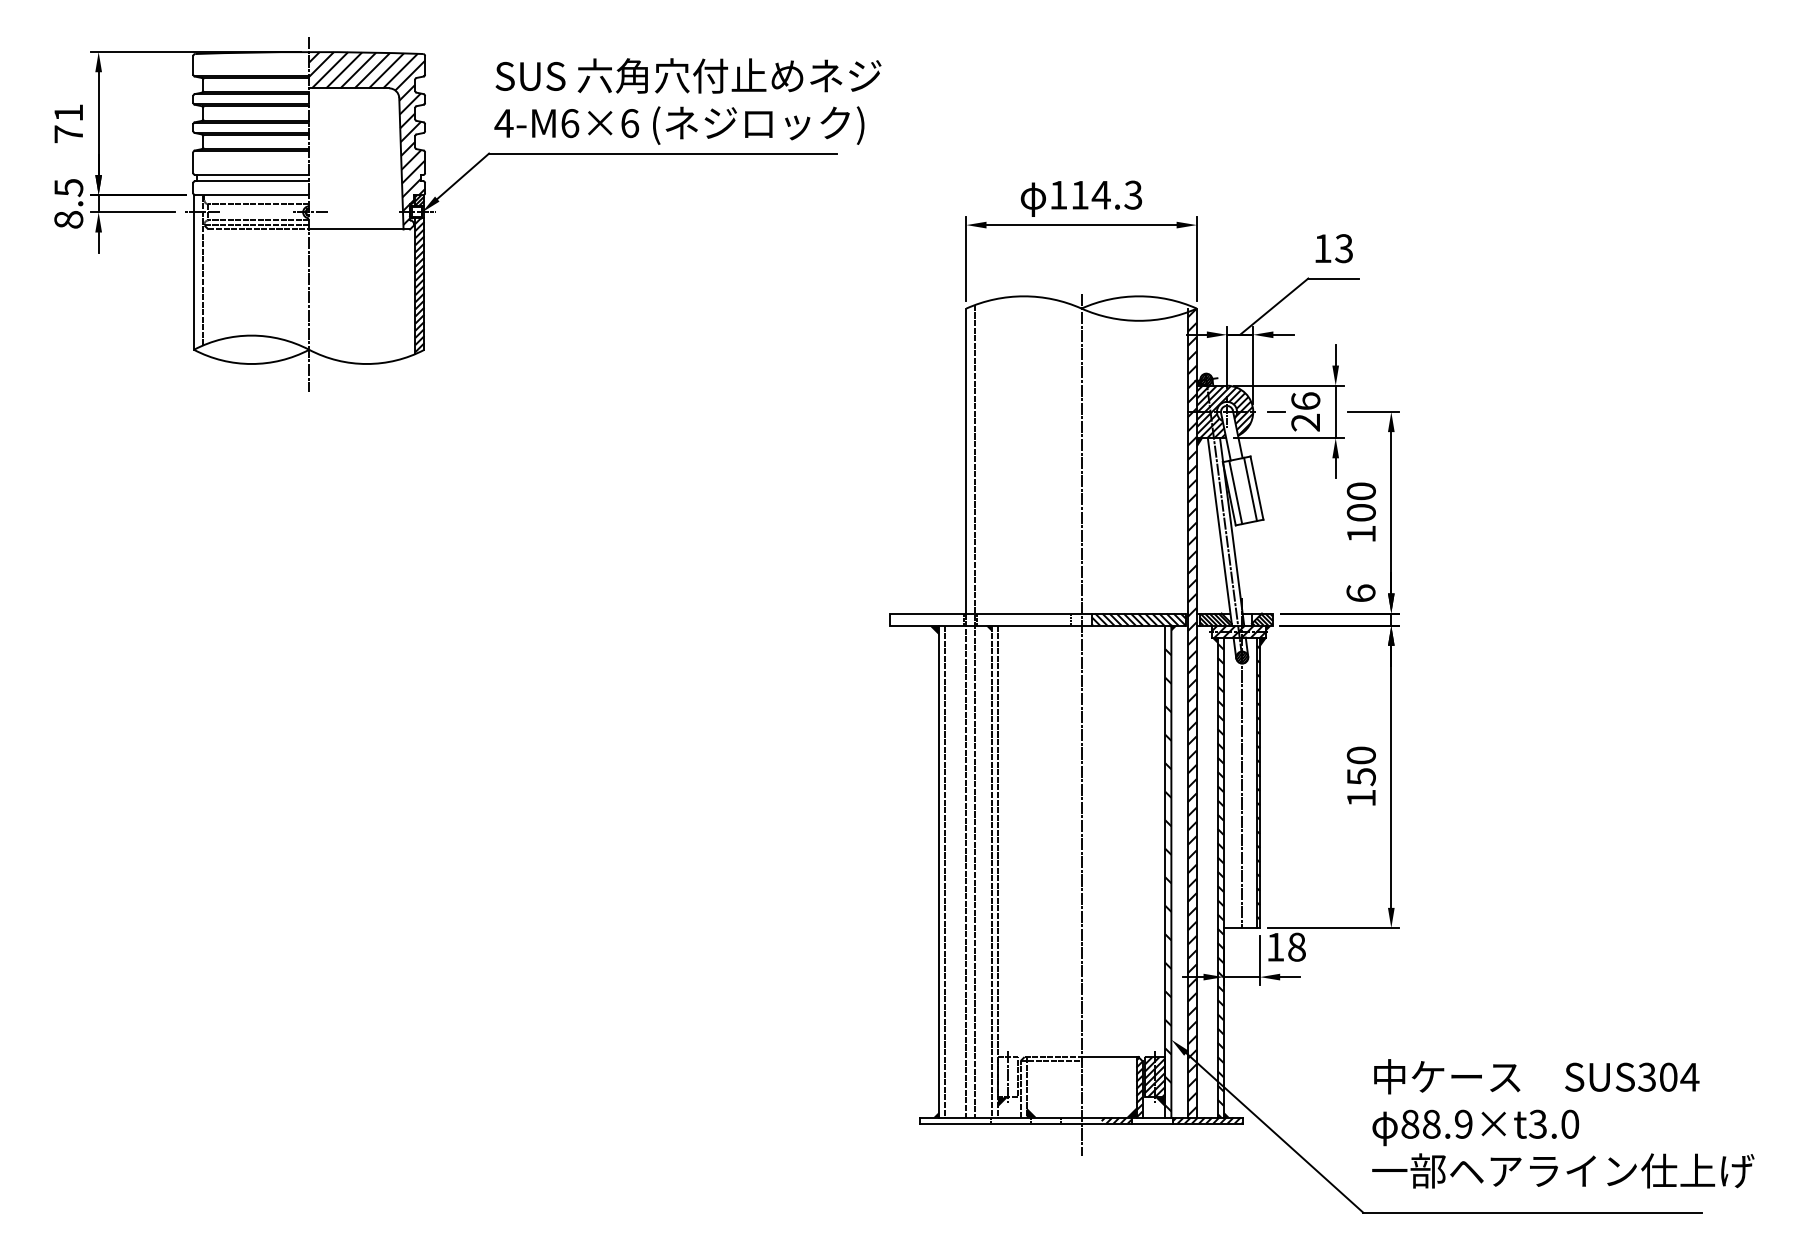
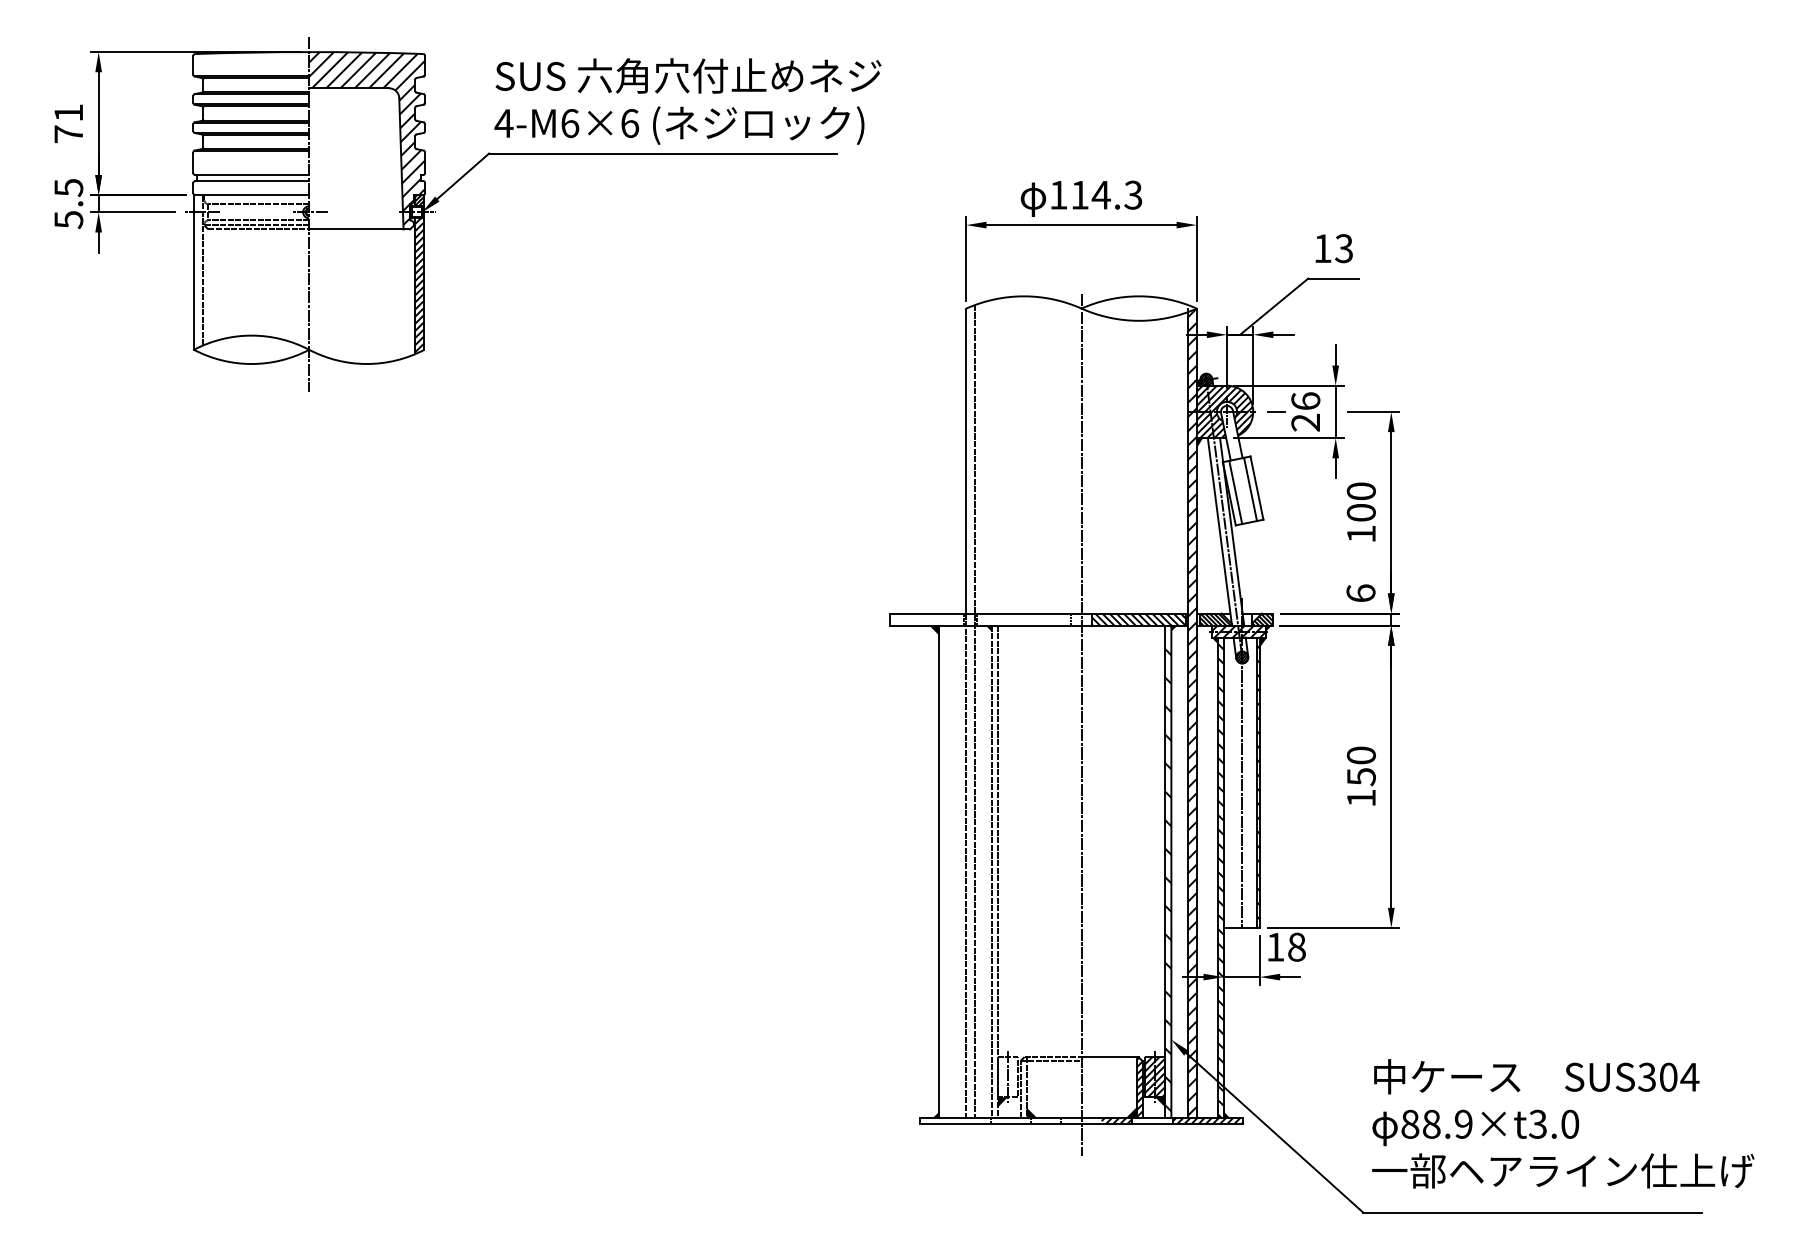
text: 8.5 -> 5.5 (68, 220)
line: present -> none (945, 871)
